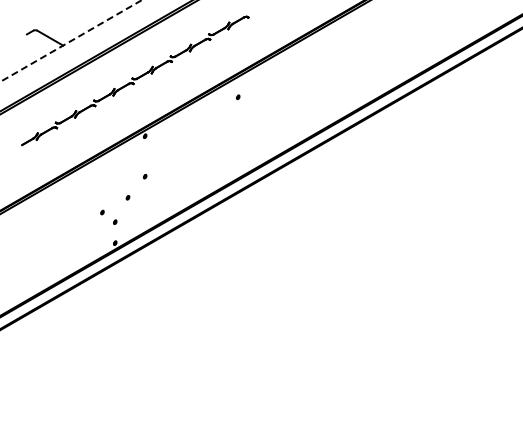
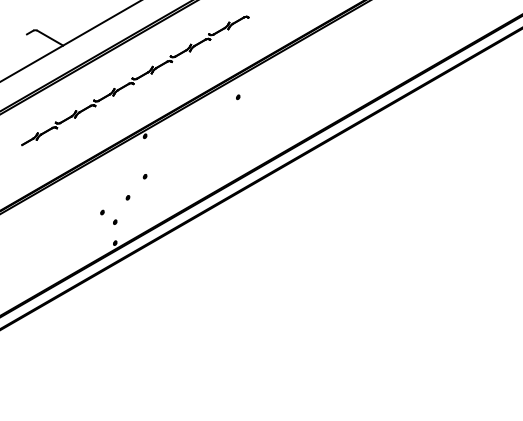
line: dashed -> solid (71, 40)
